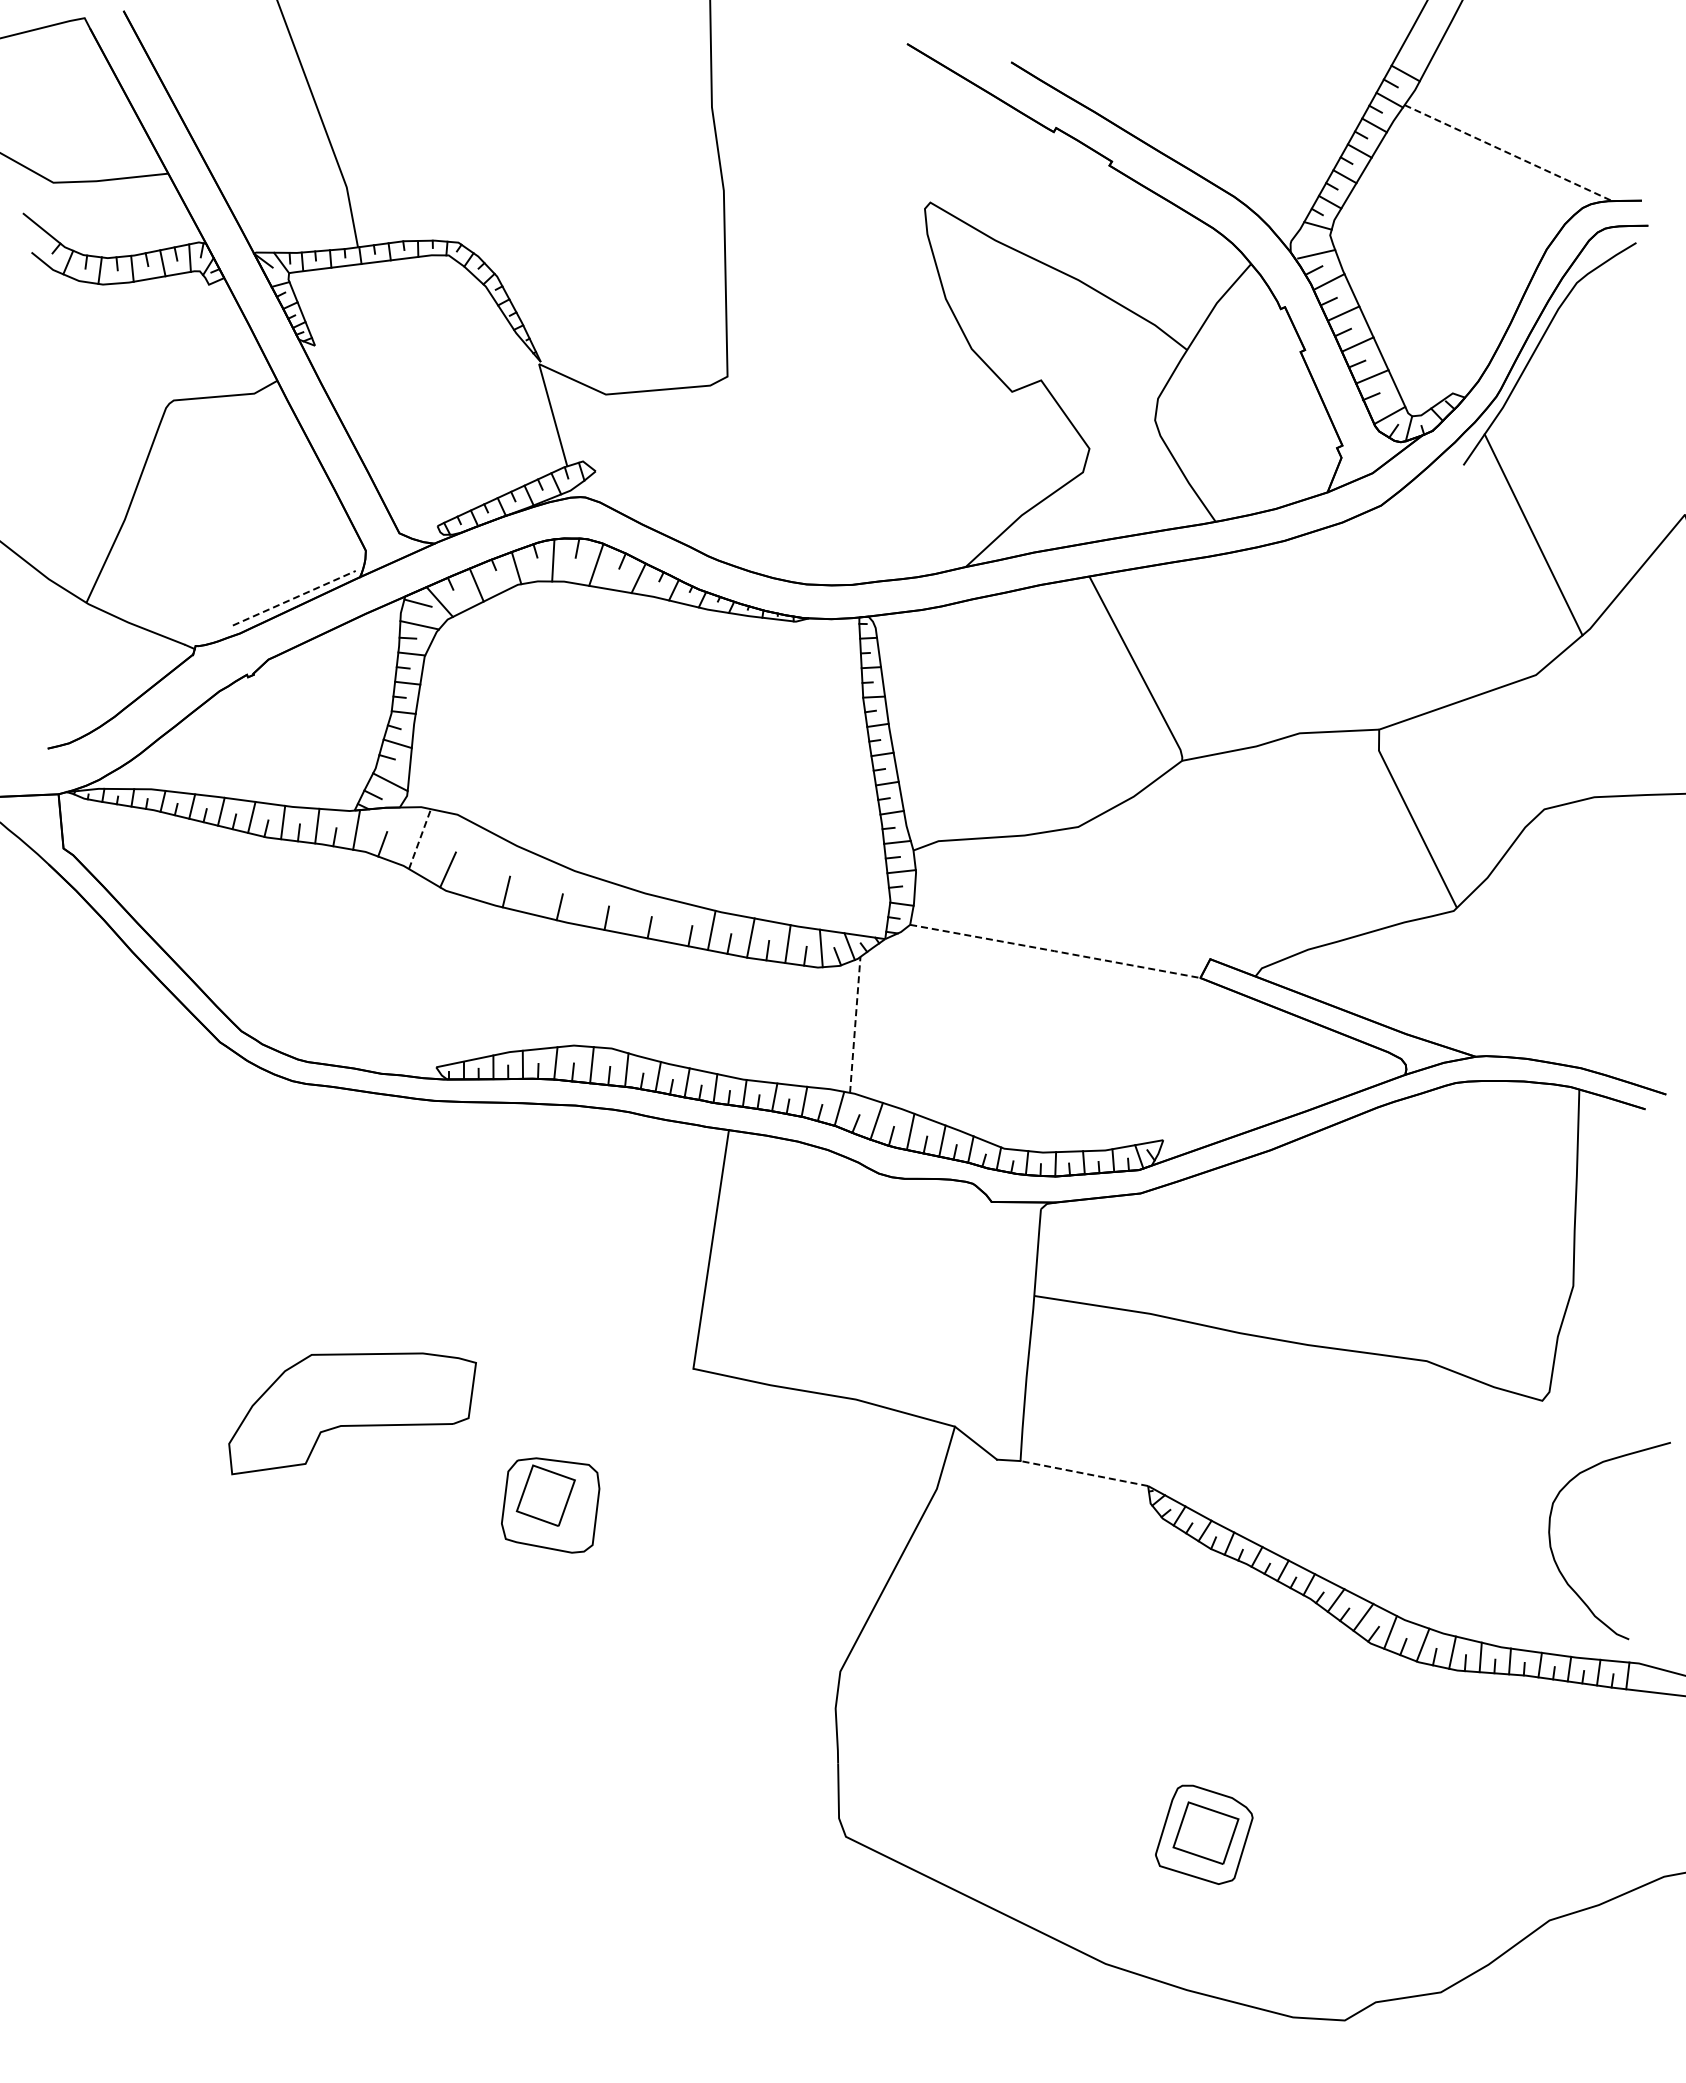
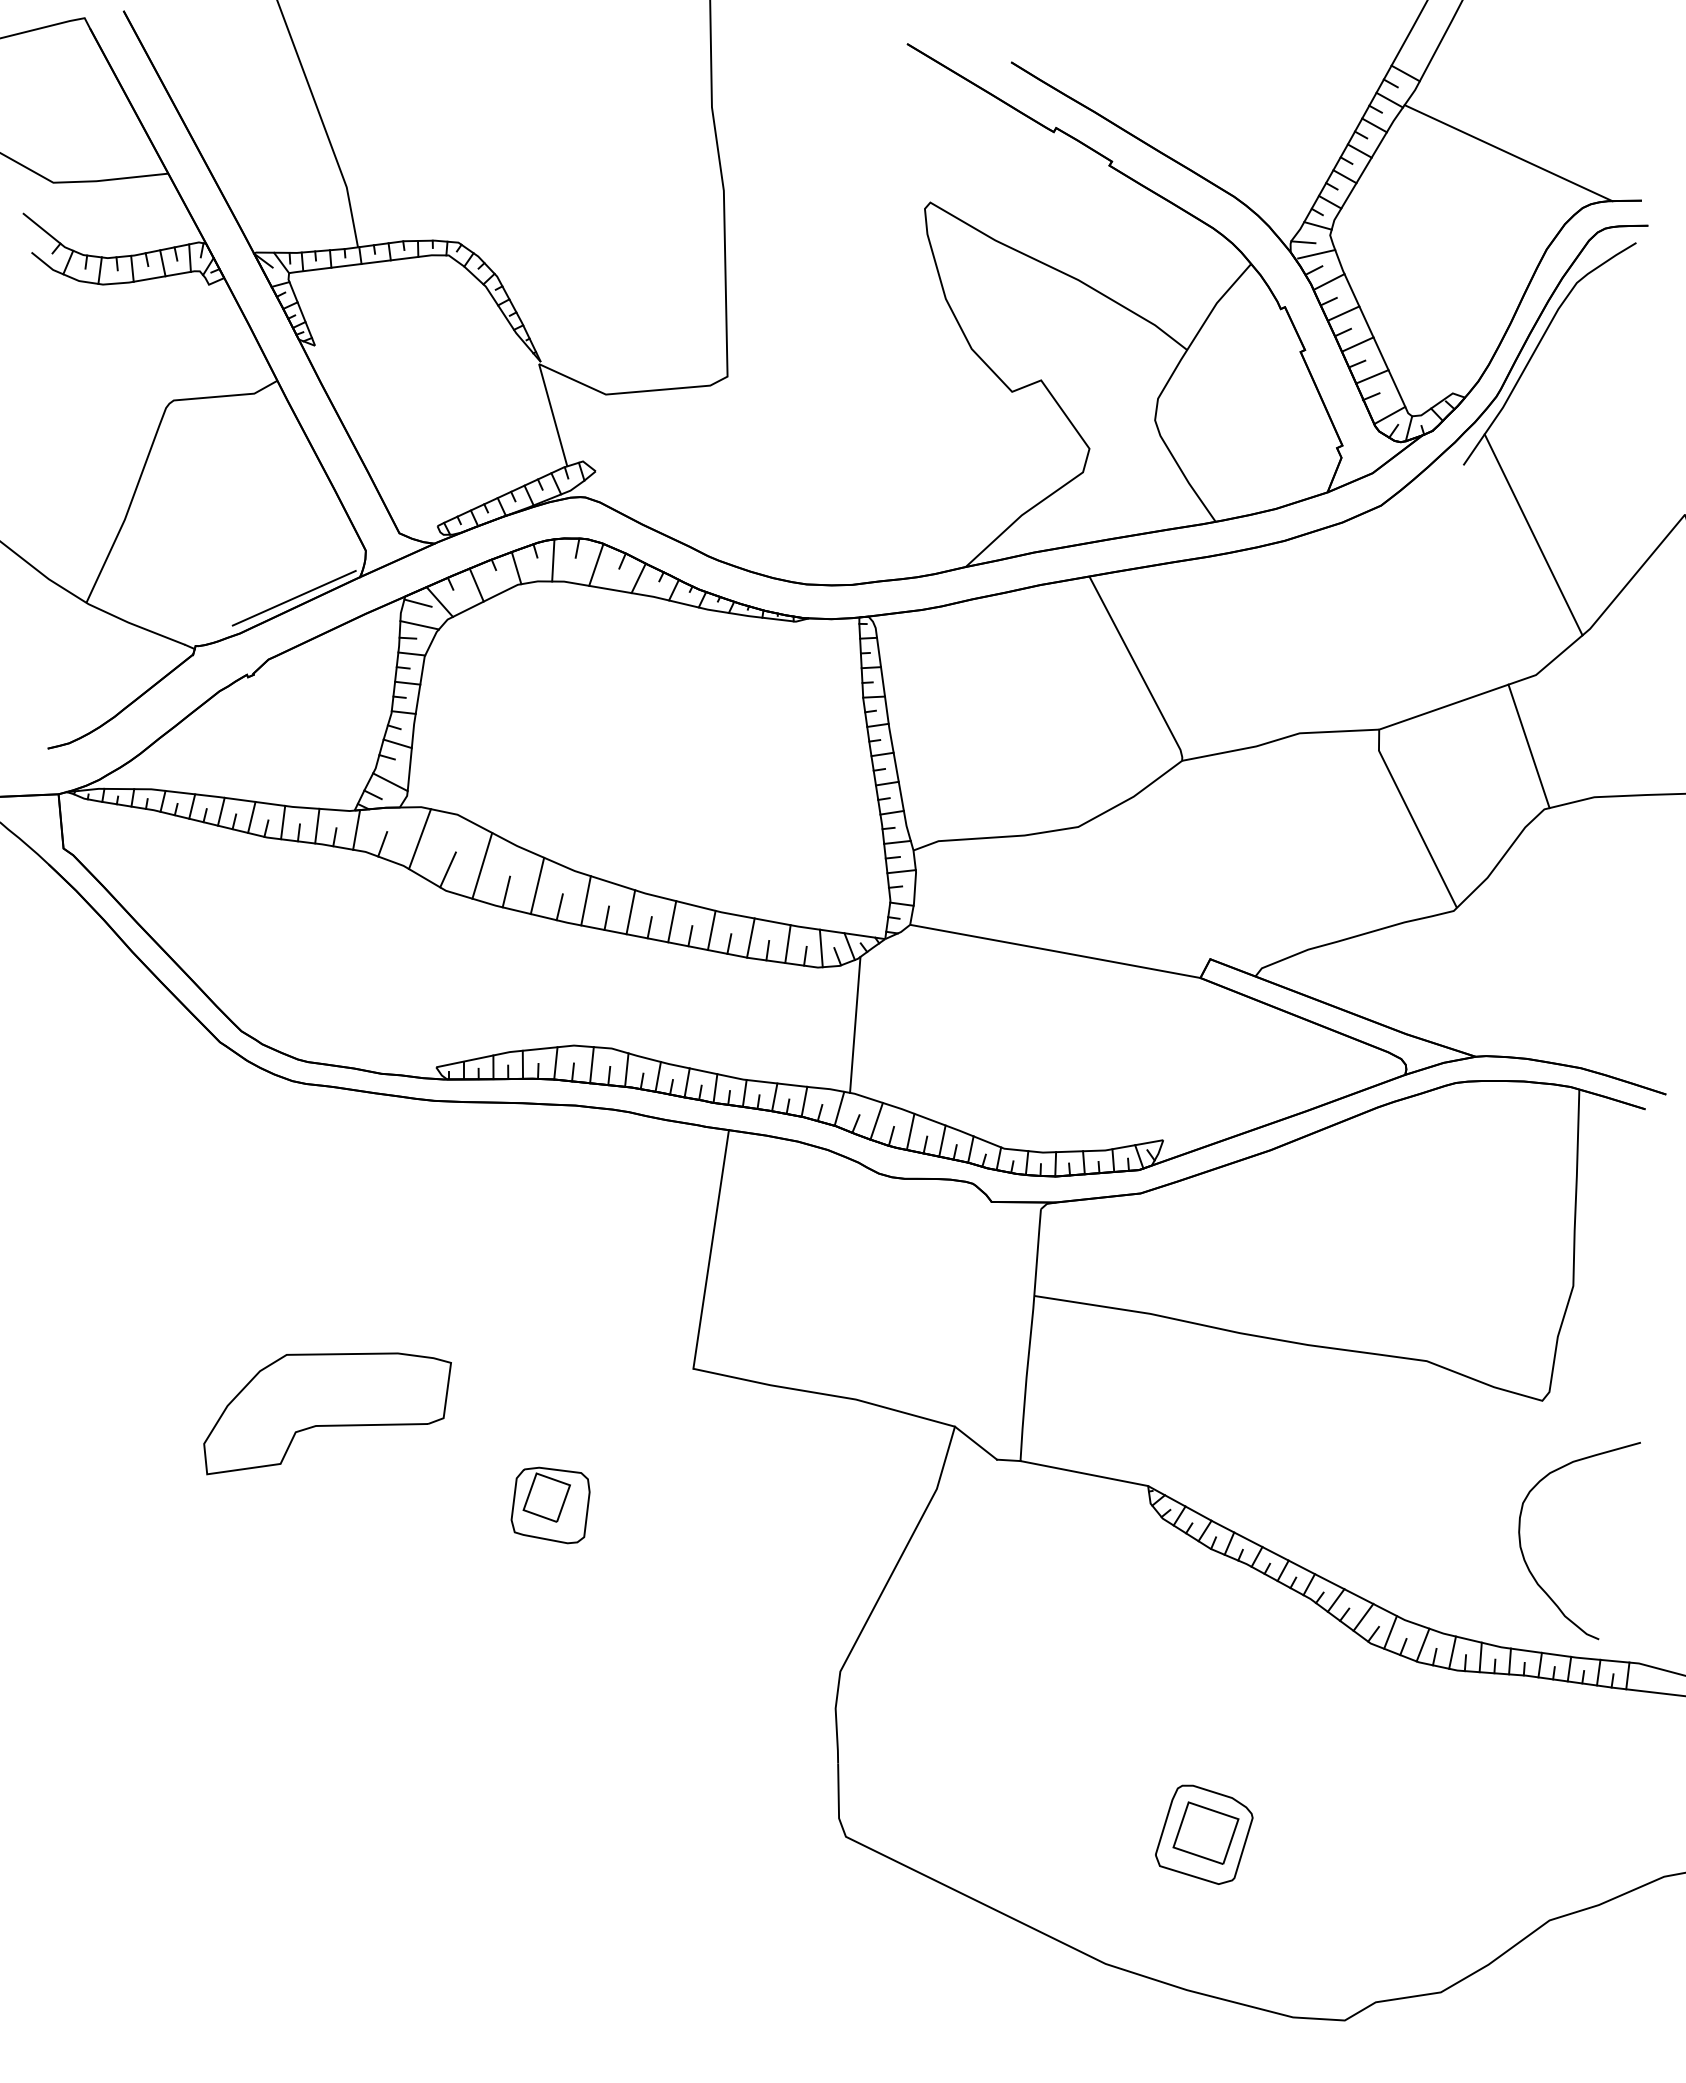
line: dashed -> solid (1508, 153)
line: none -> present (1303, 242)
line: dashed -> solid (294, 598)
line: none -> present (1528, 746)
line: dashed -> solid (420, 839)
line: none -> present (482, 865)
line: none -> present (537, 885)
line: none -> present (585, 900)
line: none -> present (630, 912)
line: none -> present (672, 921)
line: dashed -> solid (1055, 951)
line: dashed -> solid (855, 1024)
part position: (352, 1413) -> (327, 1413) (327, 1413)
line: dashed -> solid (1083, 1473)
part size: 100x97 px -> 81x79 px (550, 1505)
curve position: (1556, 1561) -> (1526, 1561) (1526, 1561)
